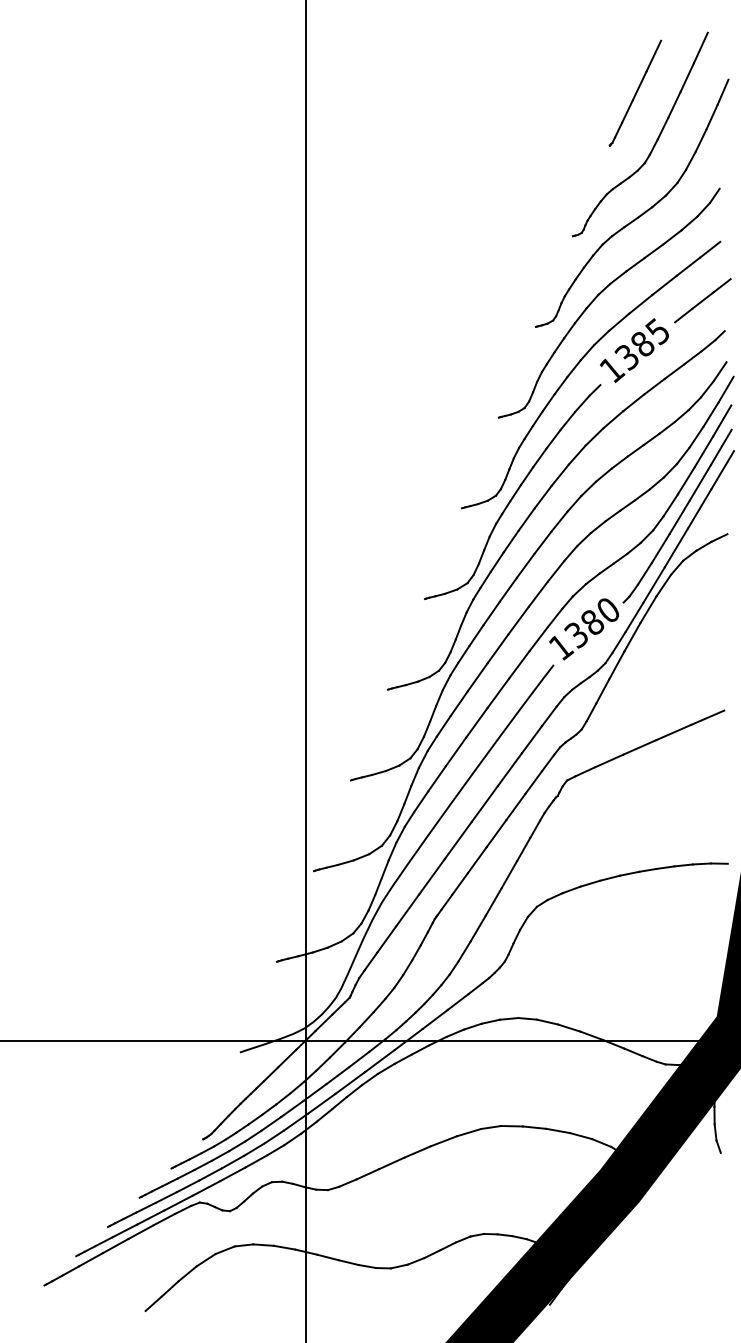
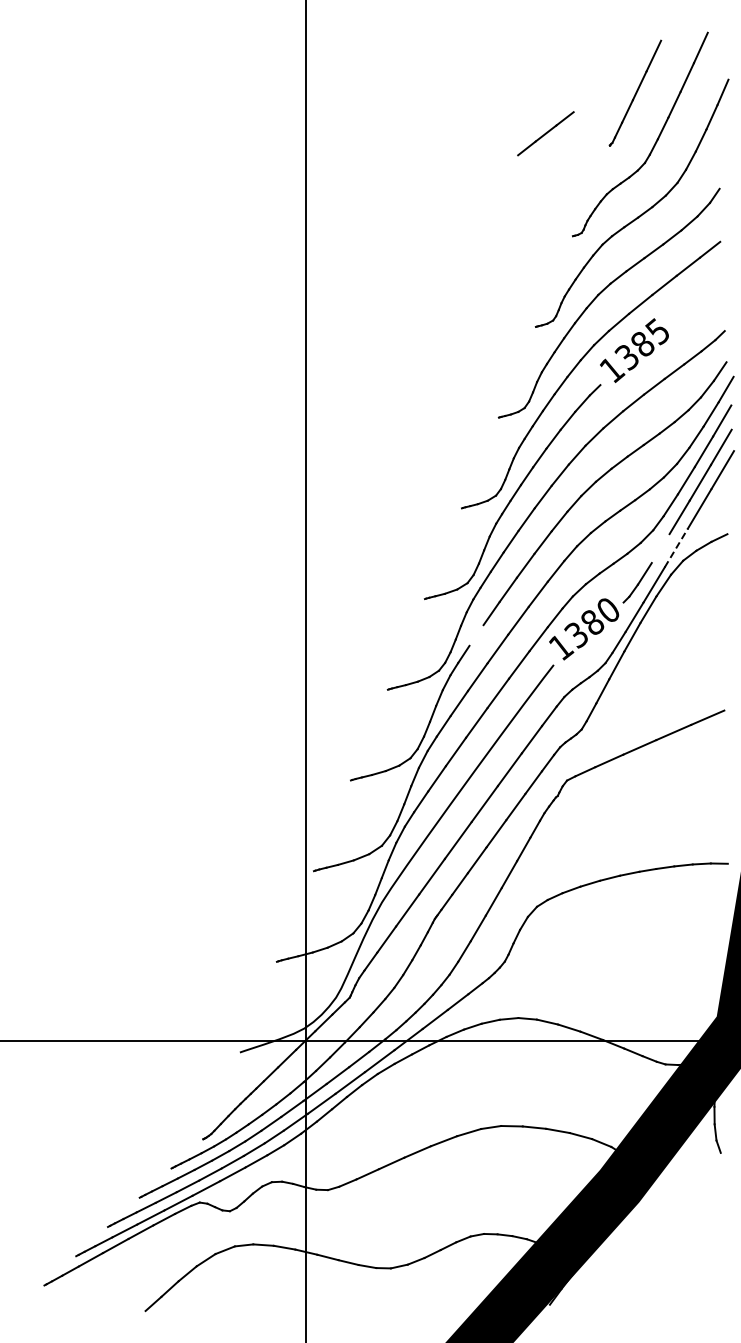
line position: (702, 300) -> (545, 133) (545, 133)
line: solid -> dashed (676, 547)
line: present -> none (660, 548)
line: present -> none (476, 635)
